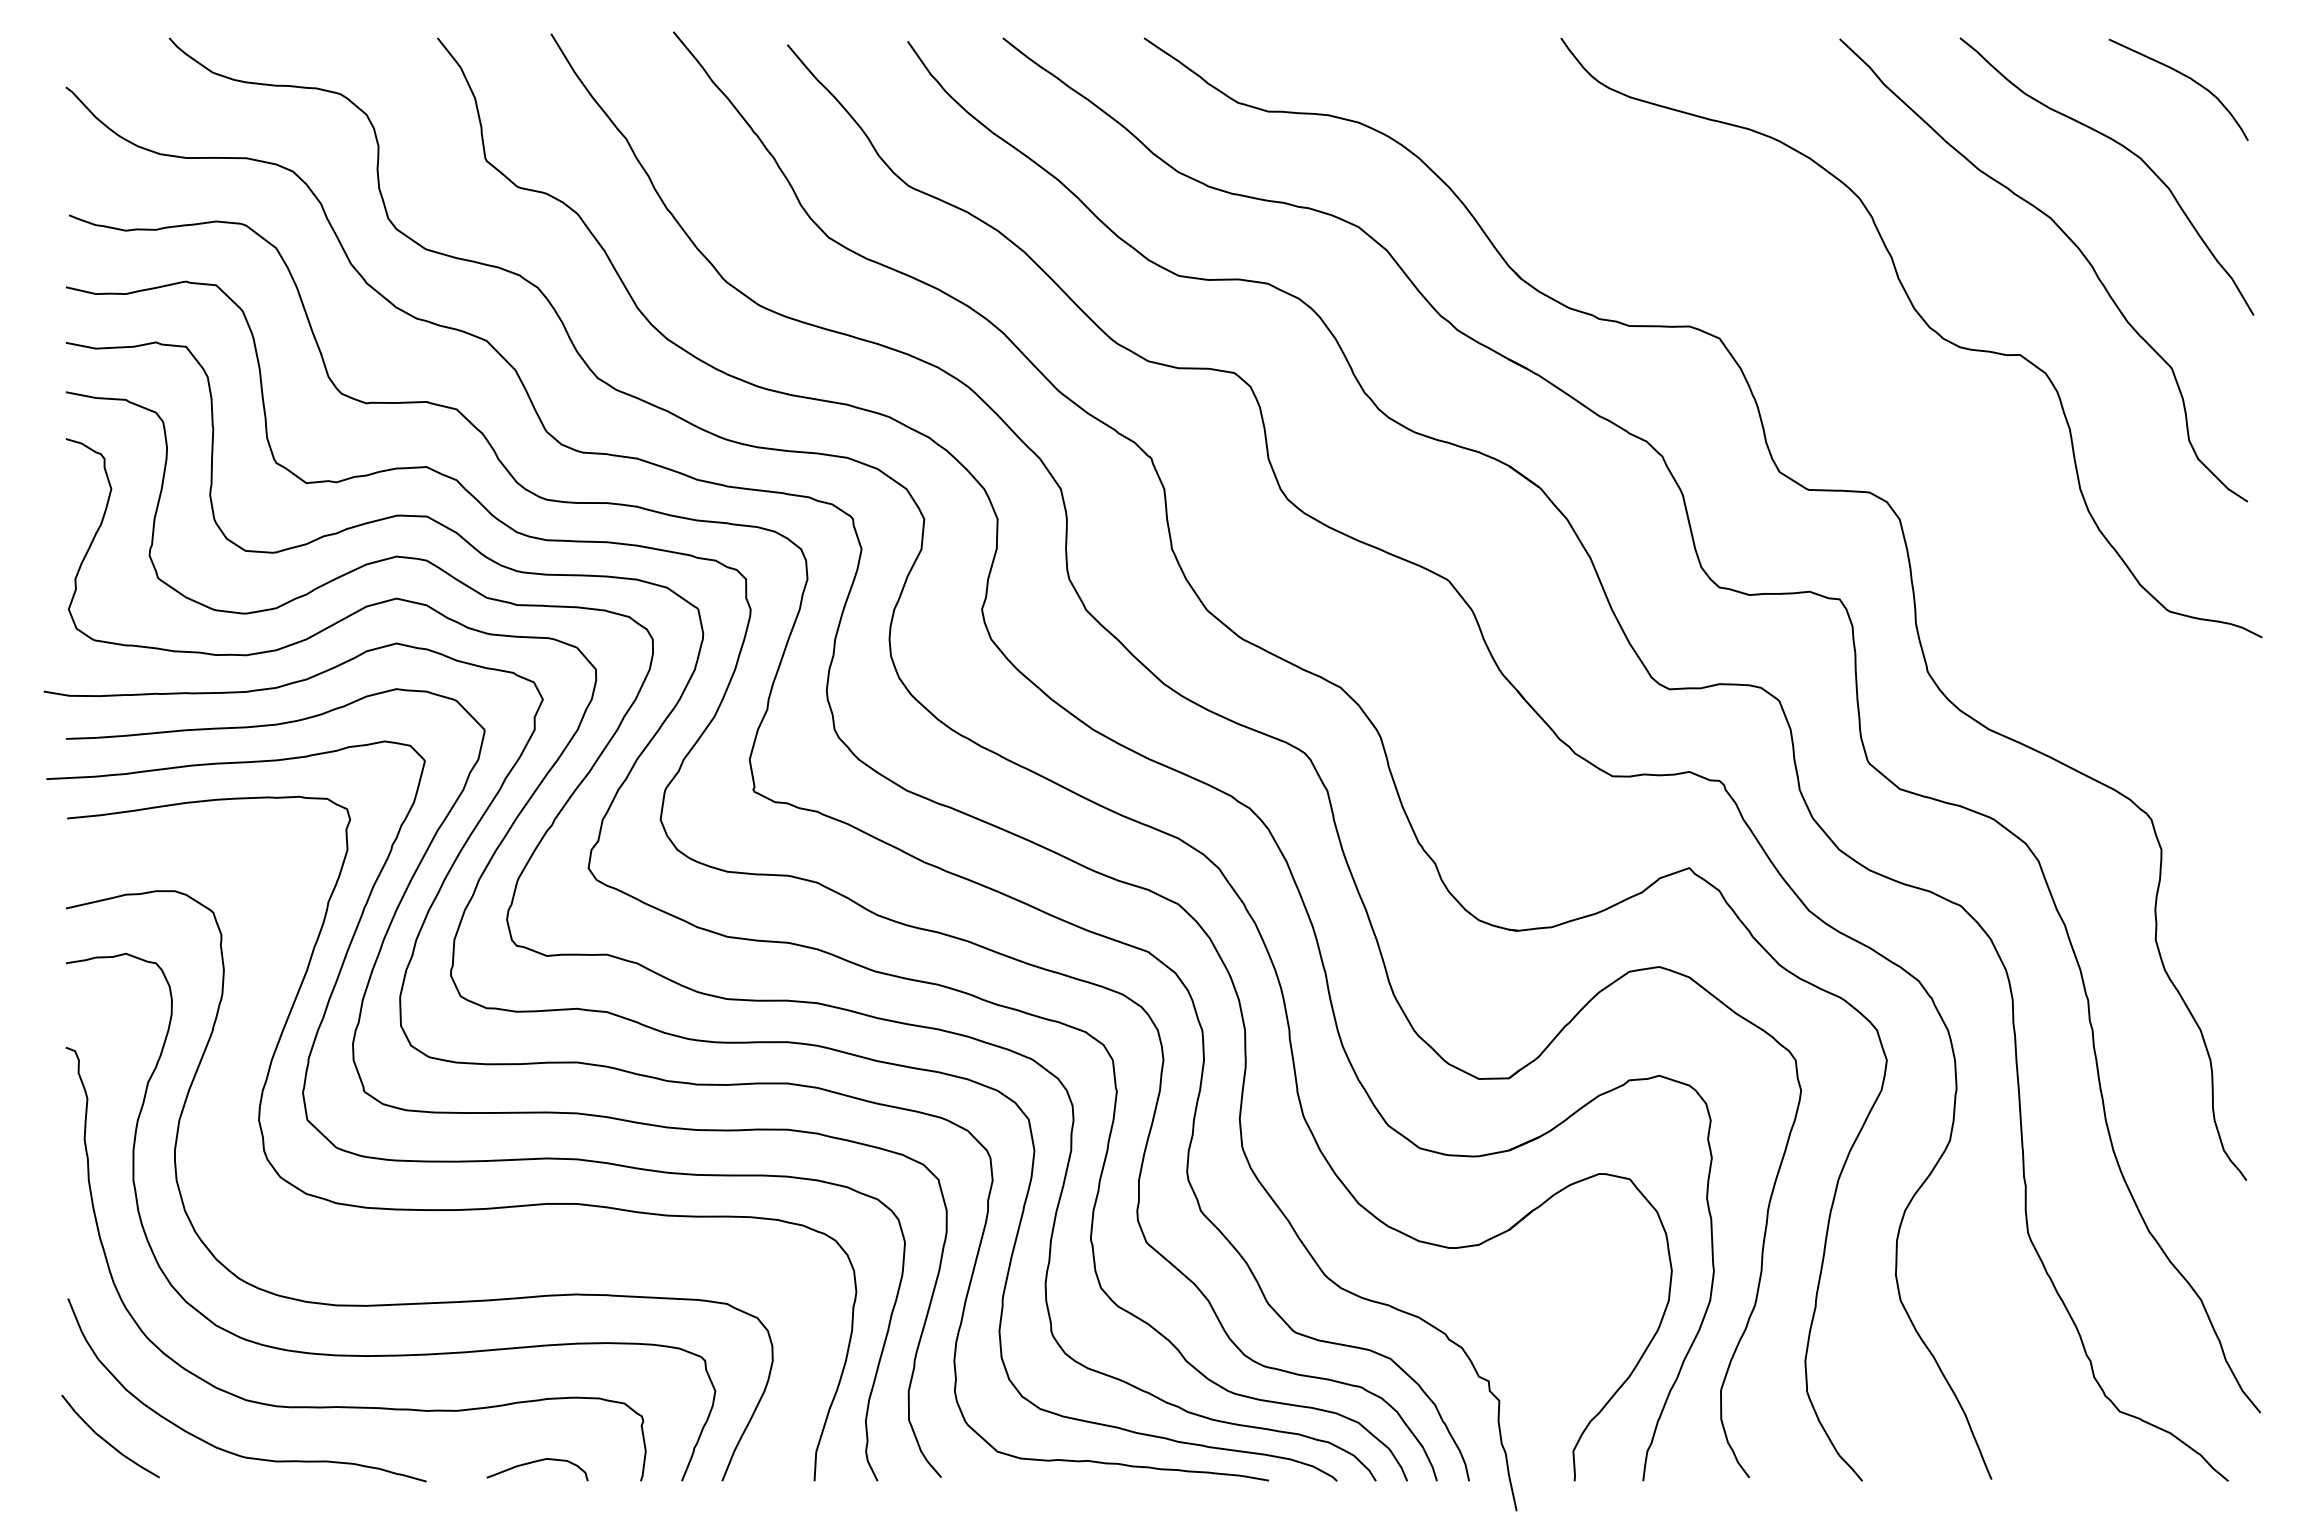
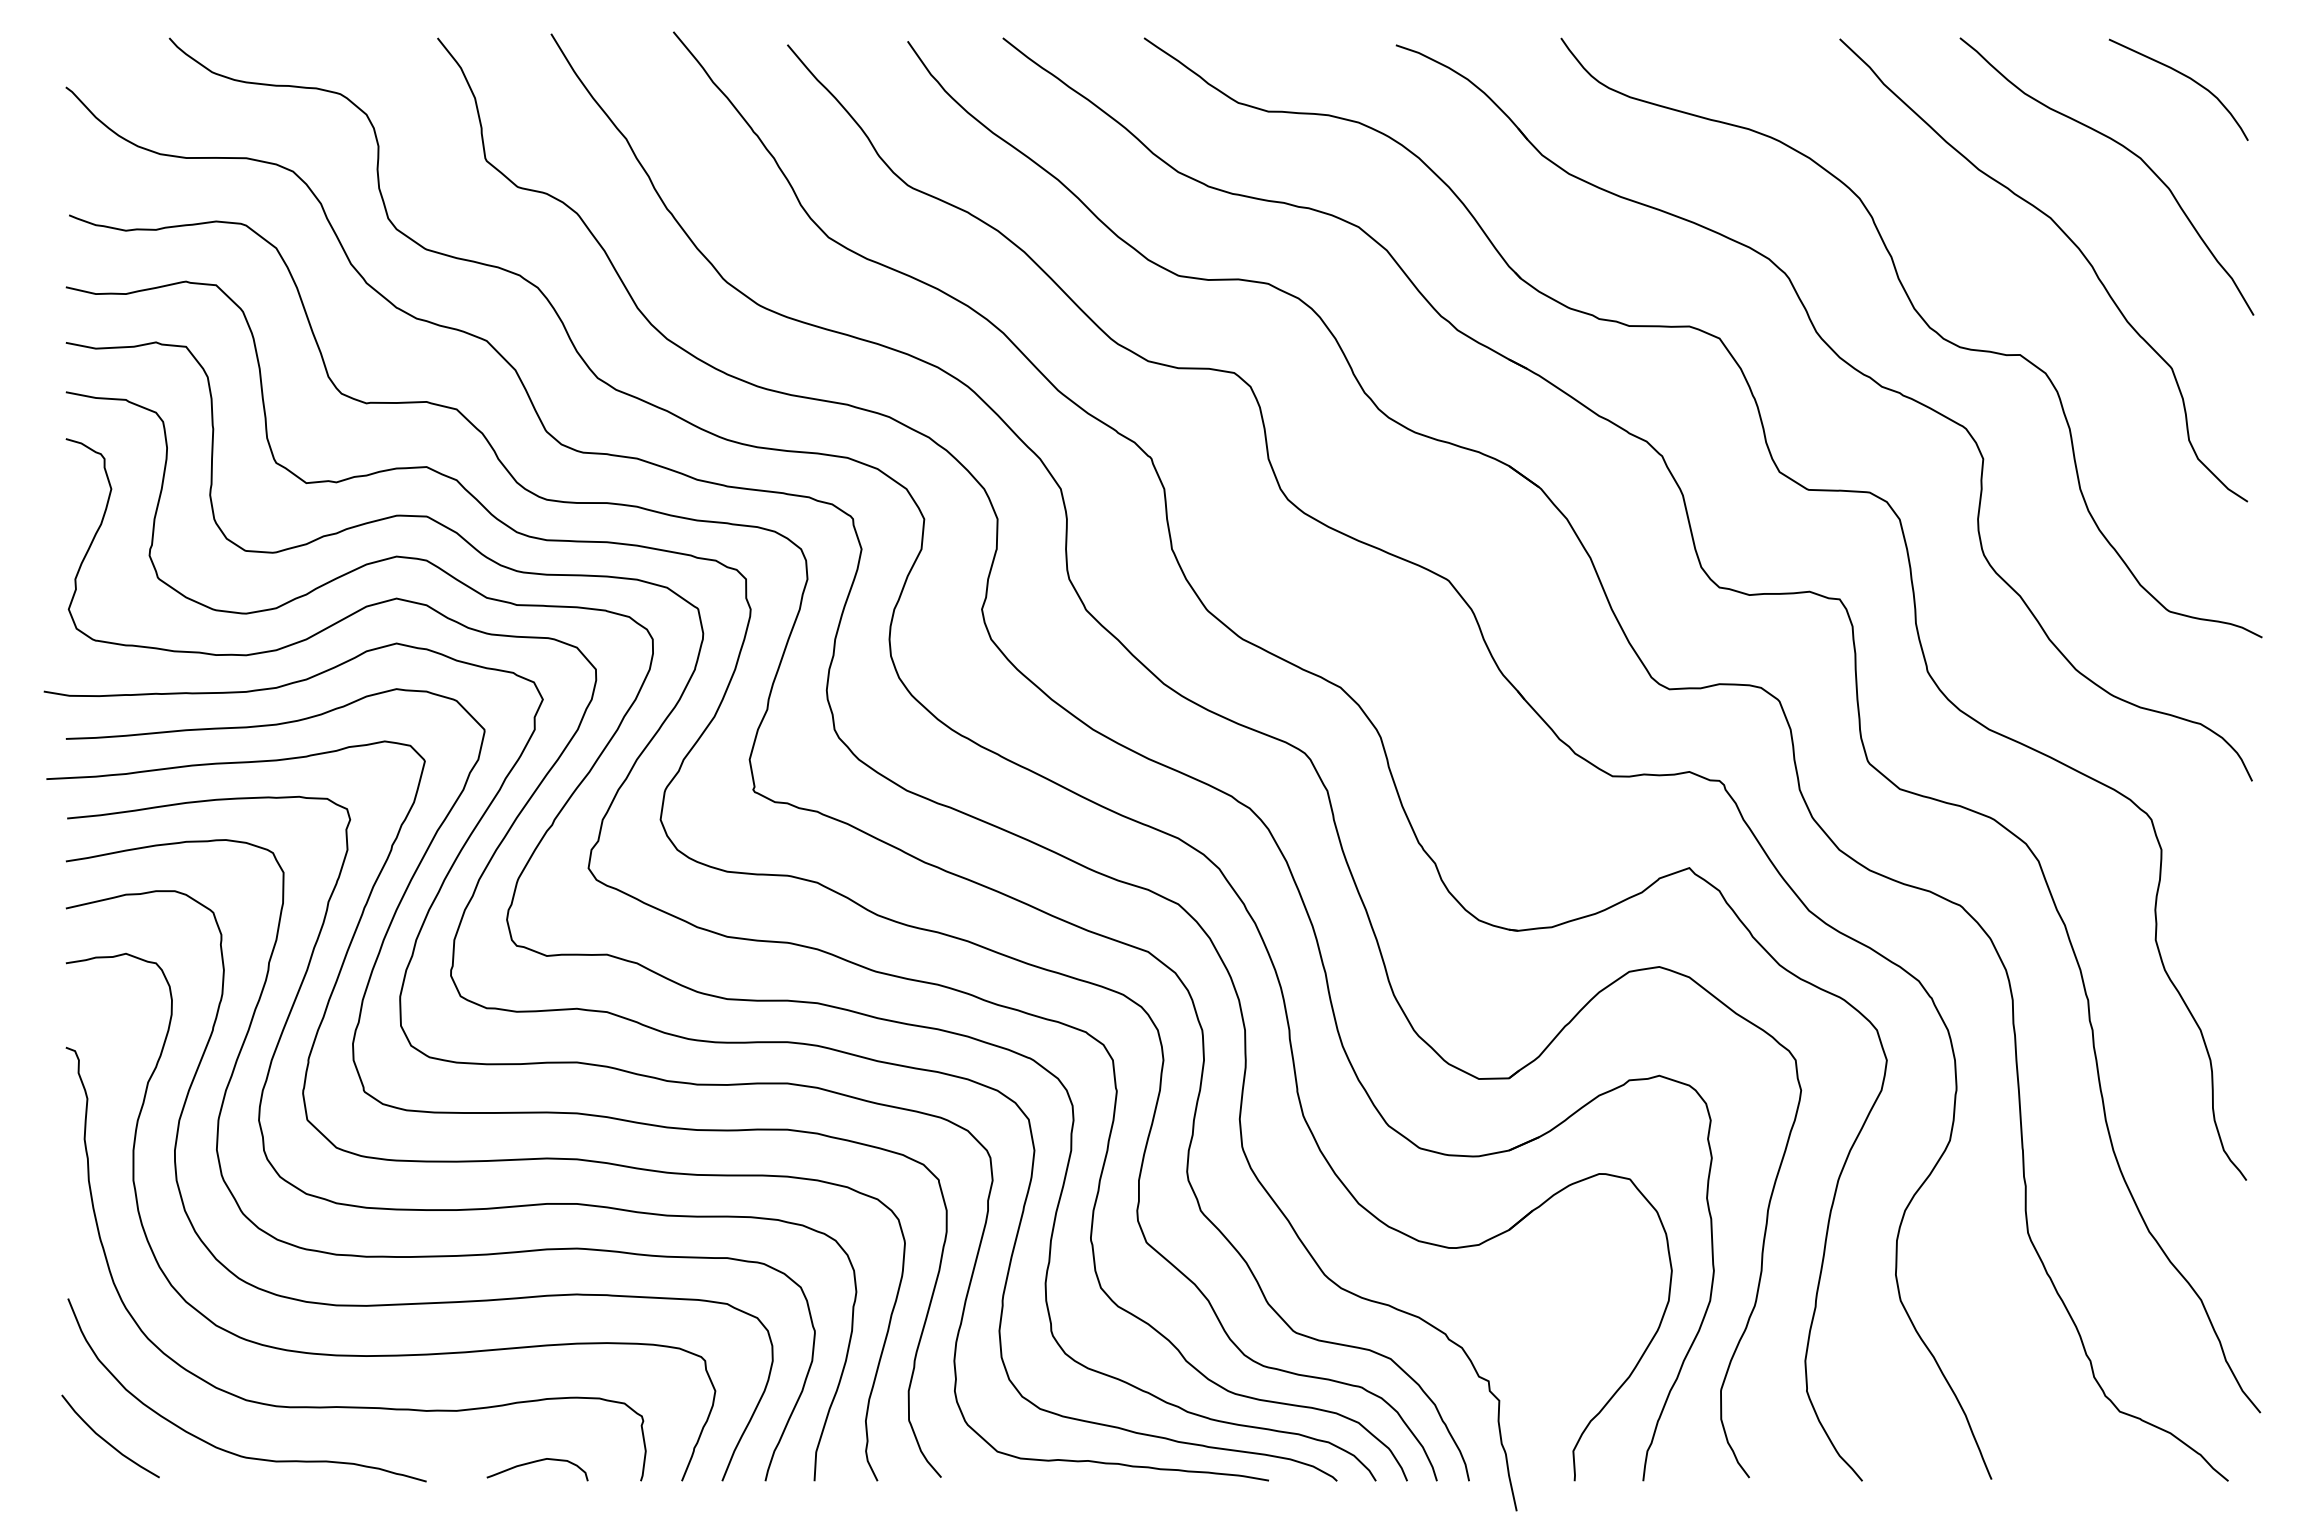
part: none -> present (1852, 368)
curve: none -> present (440, 1255)
